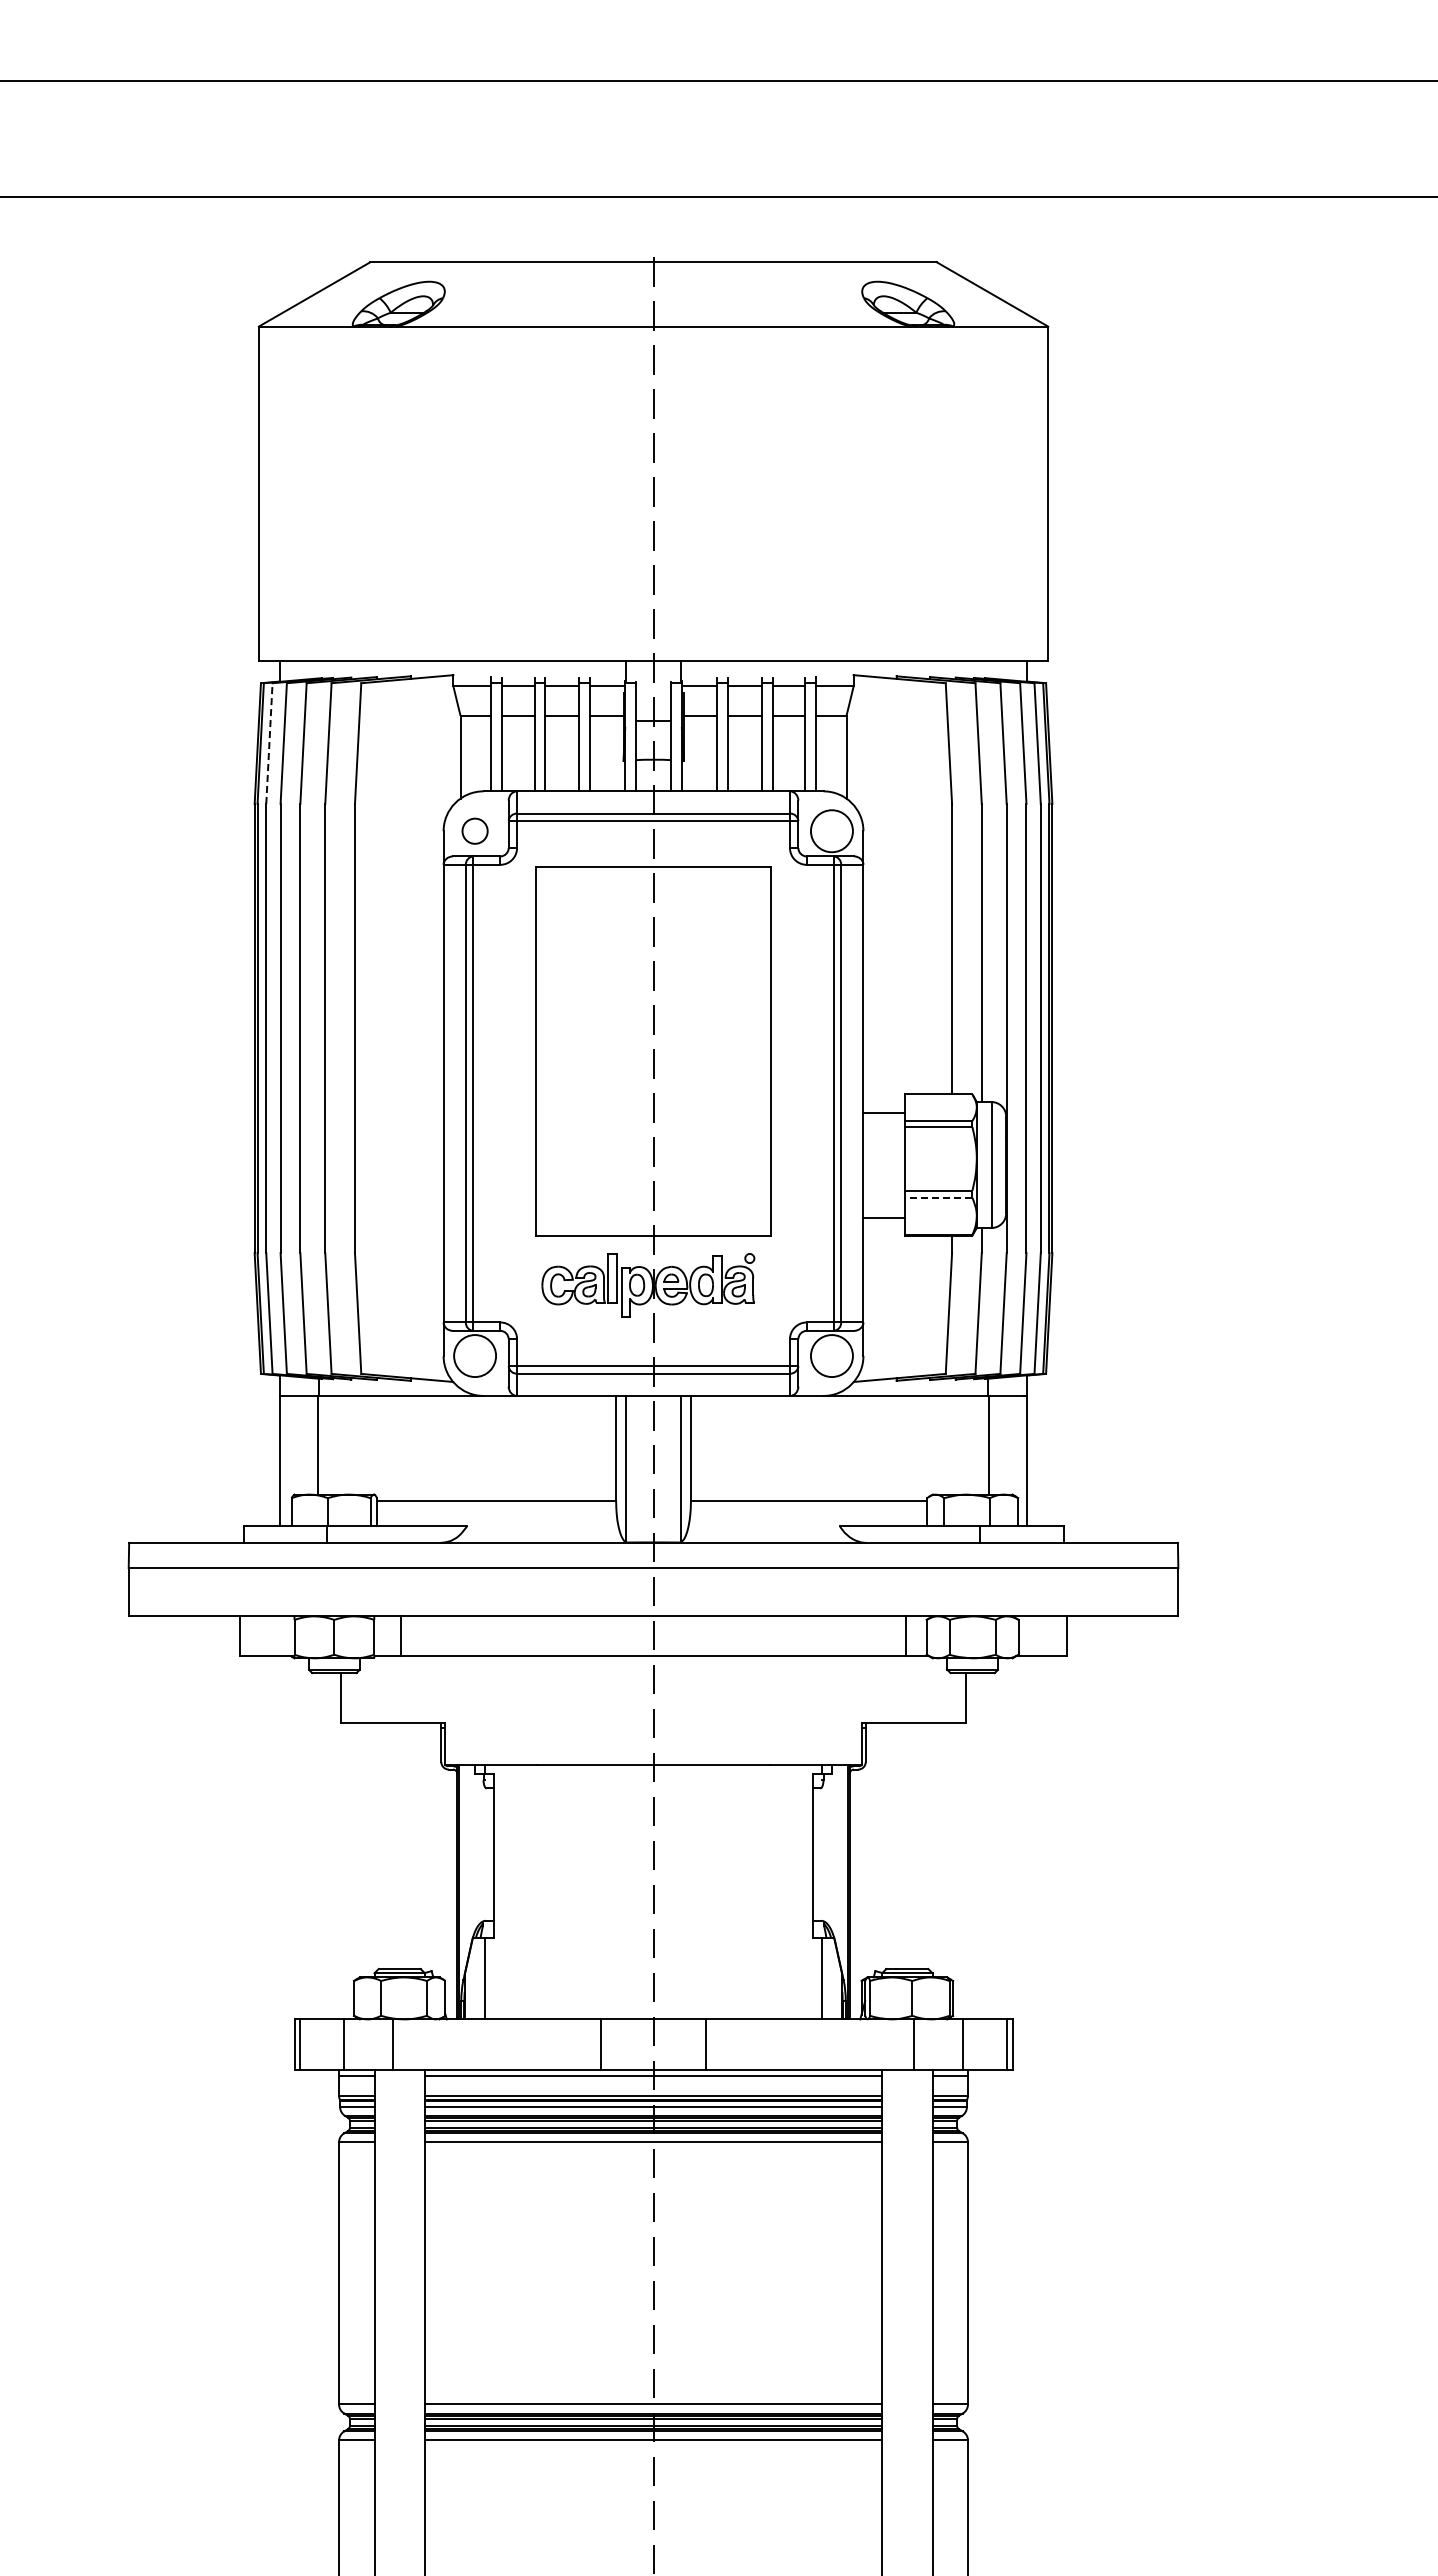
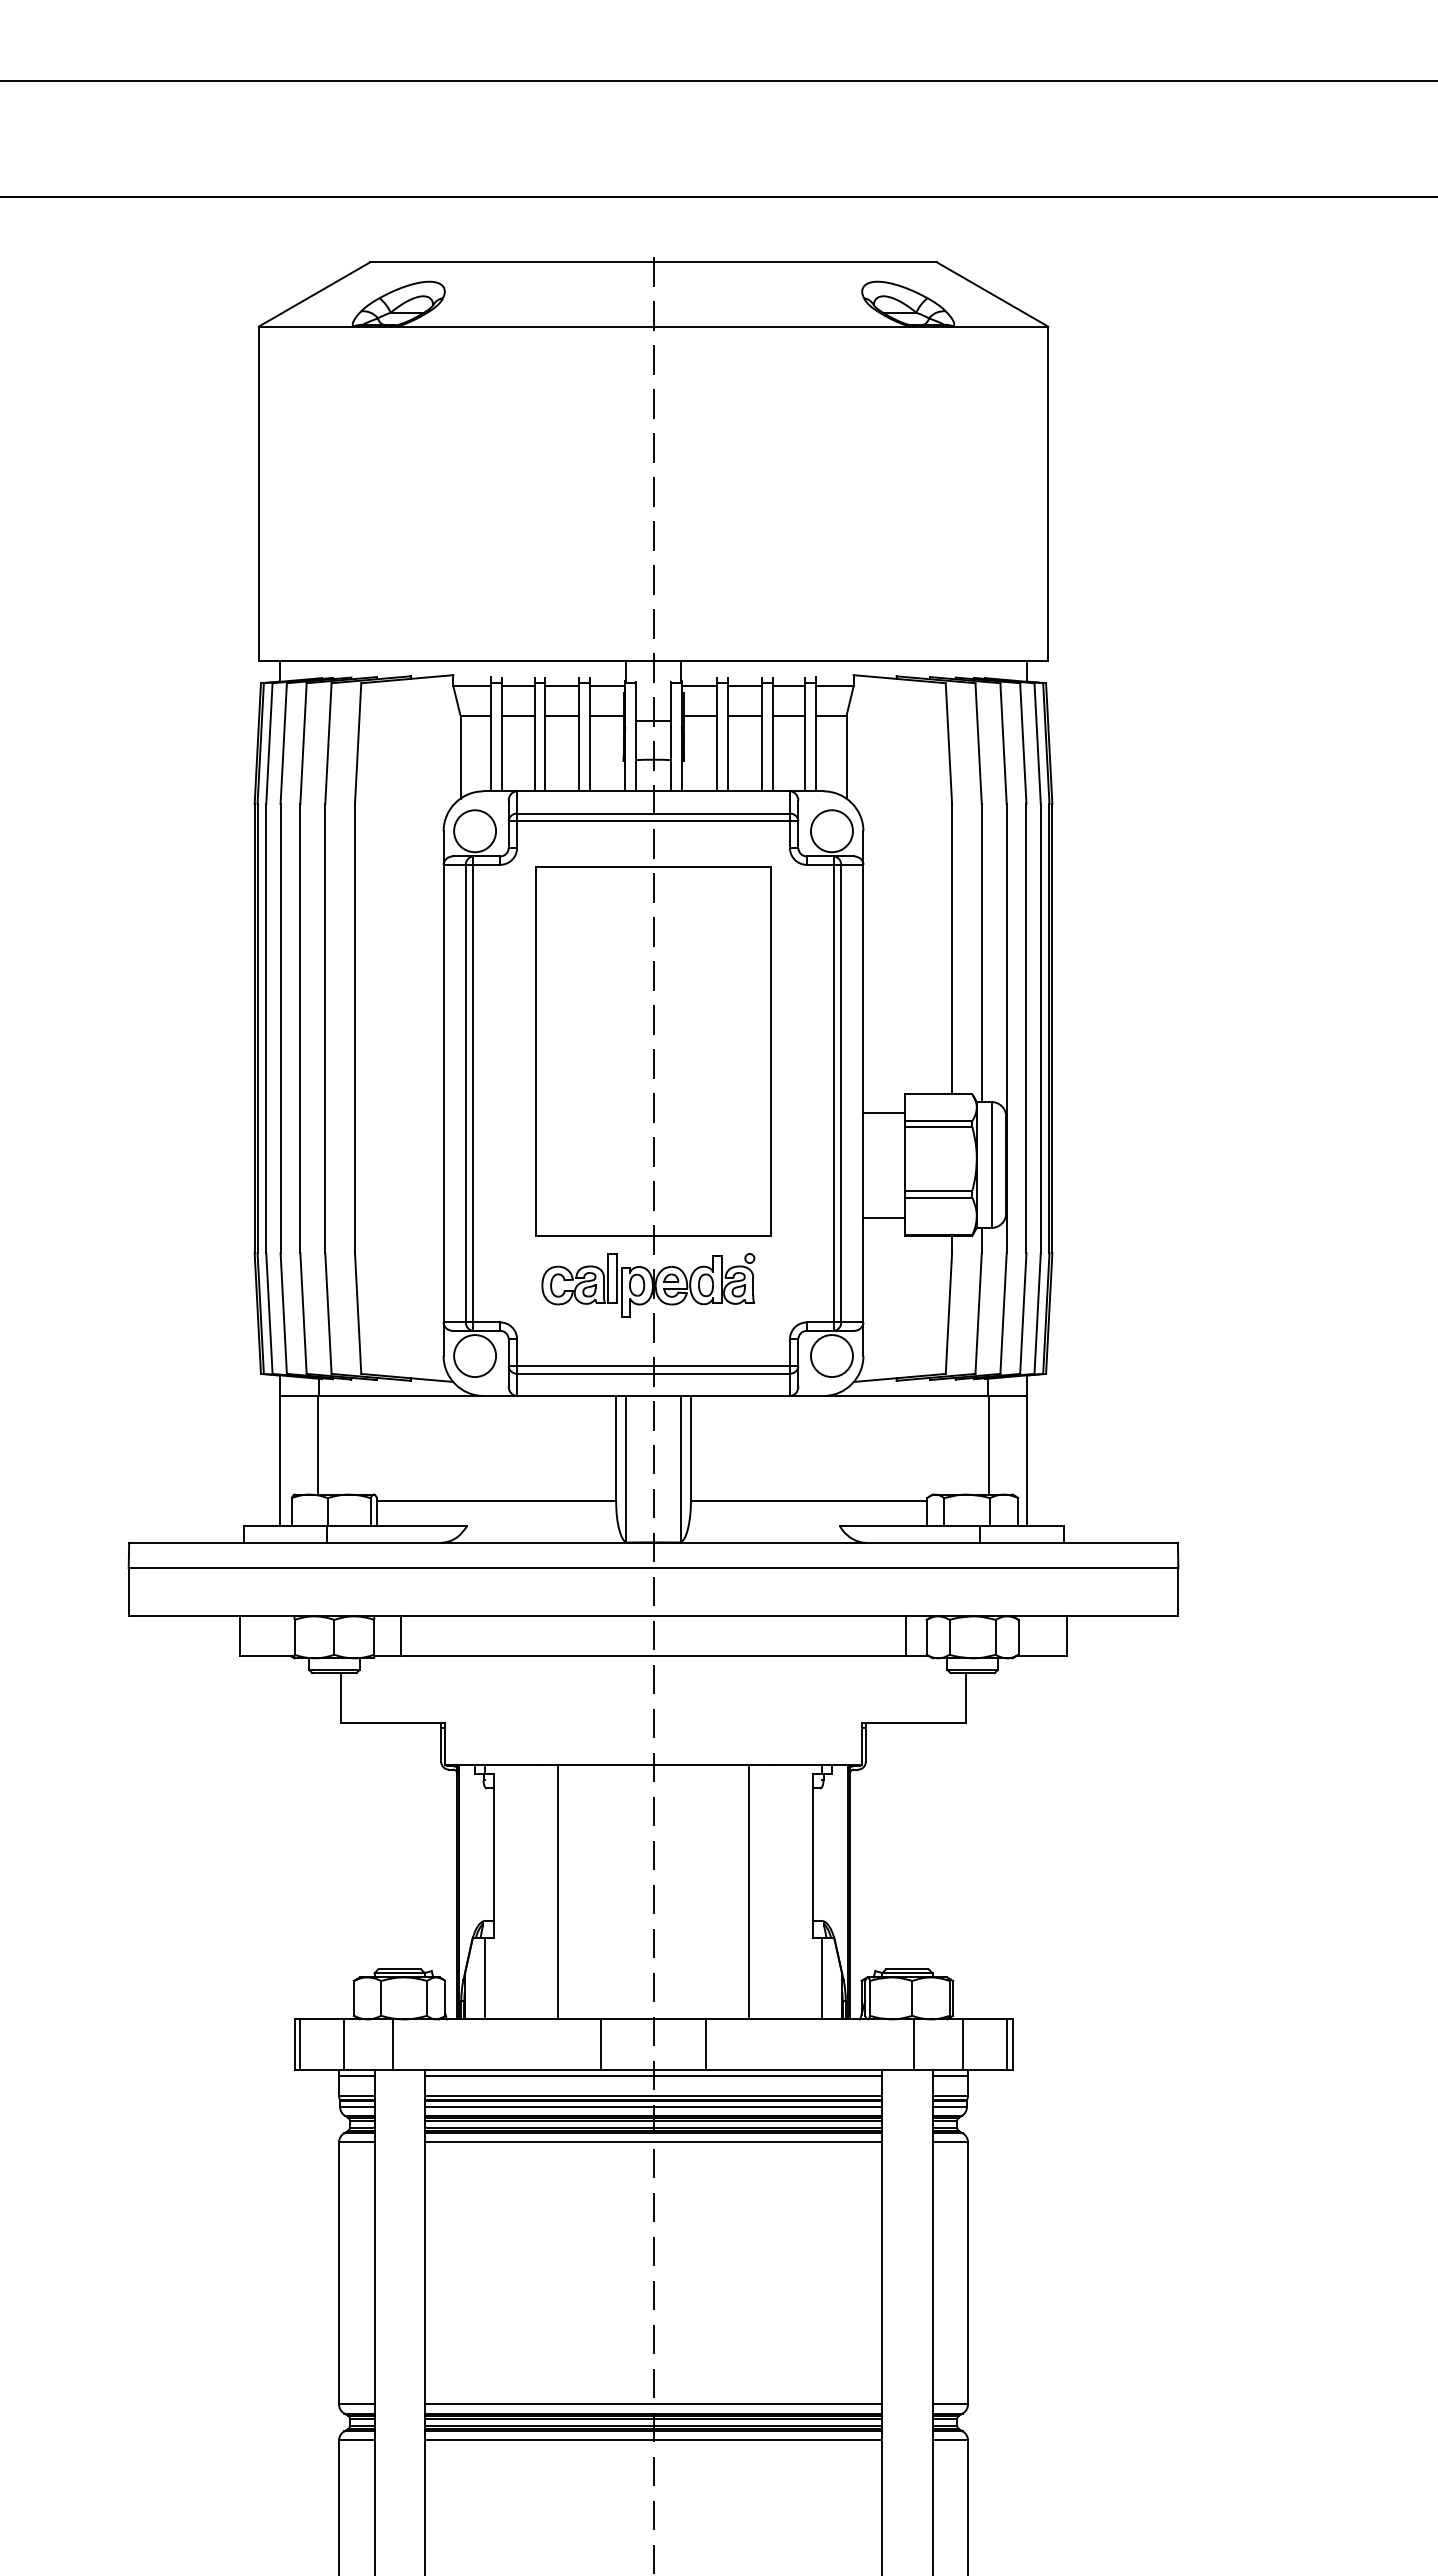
line: dashed -> solid (269, 743)
circle diameter: 25 px -> 42 px (475, 831)
line: dashed -> solid (938, 1197)
line: none -> present (558, 1892)
line: none -> present (748, 1892)
